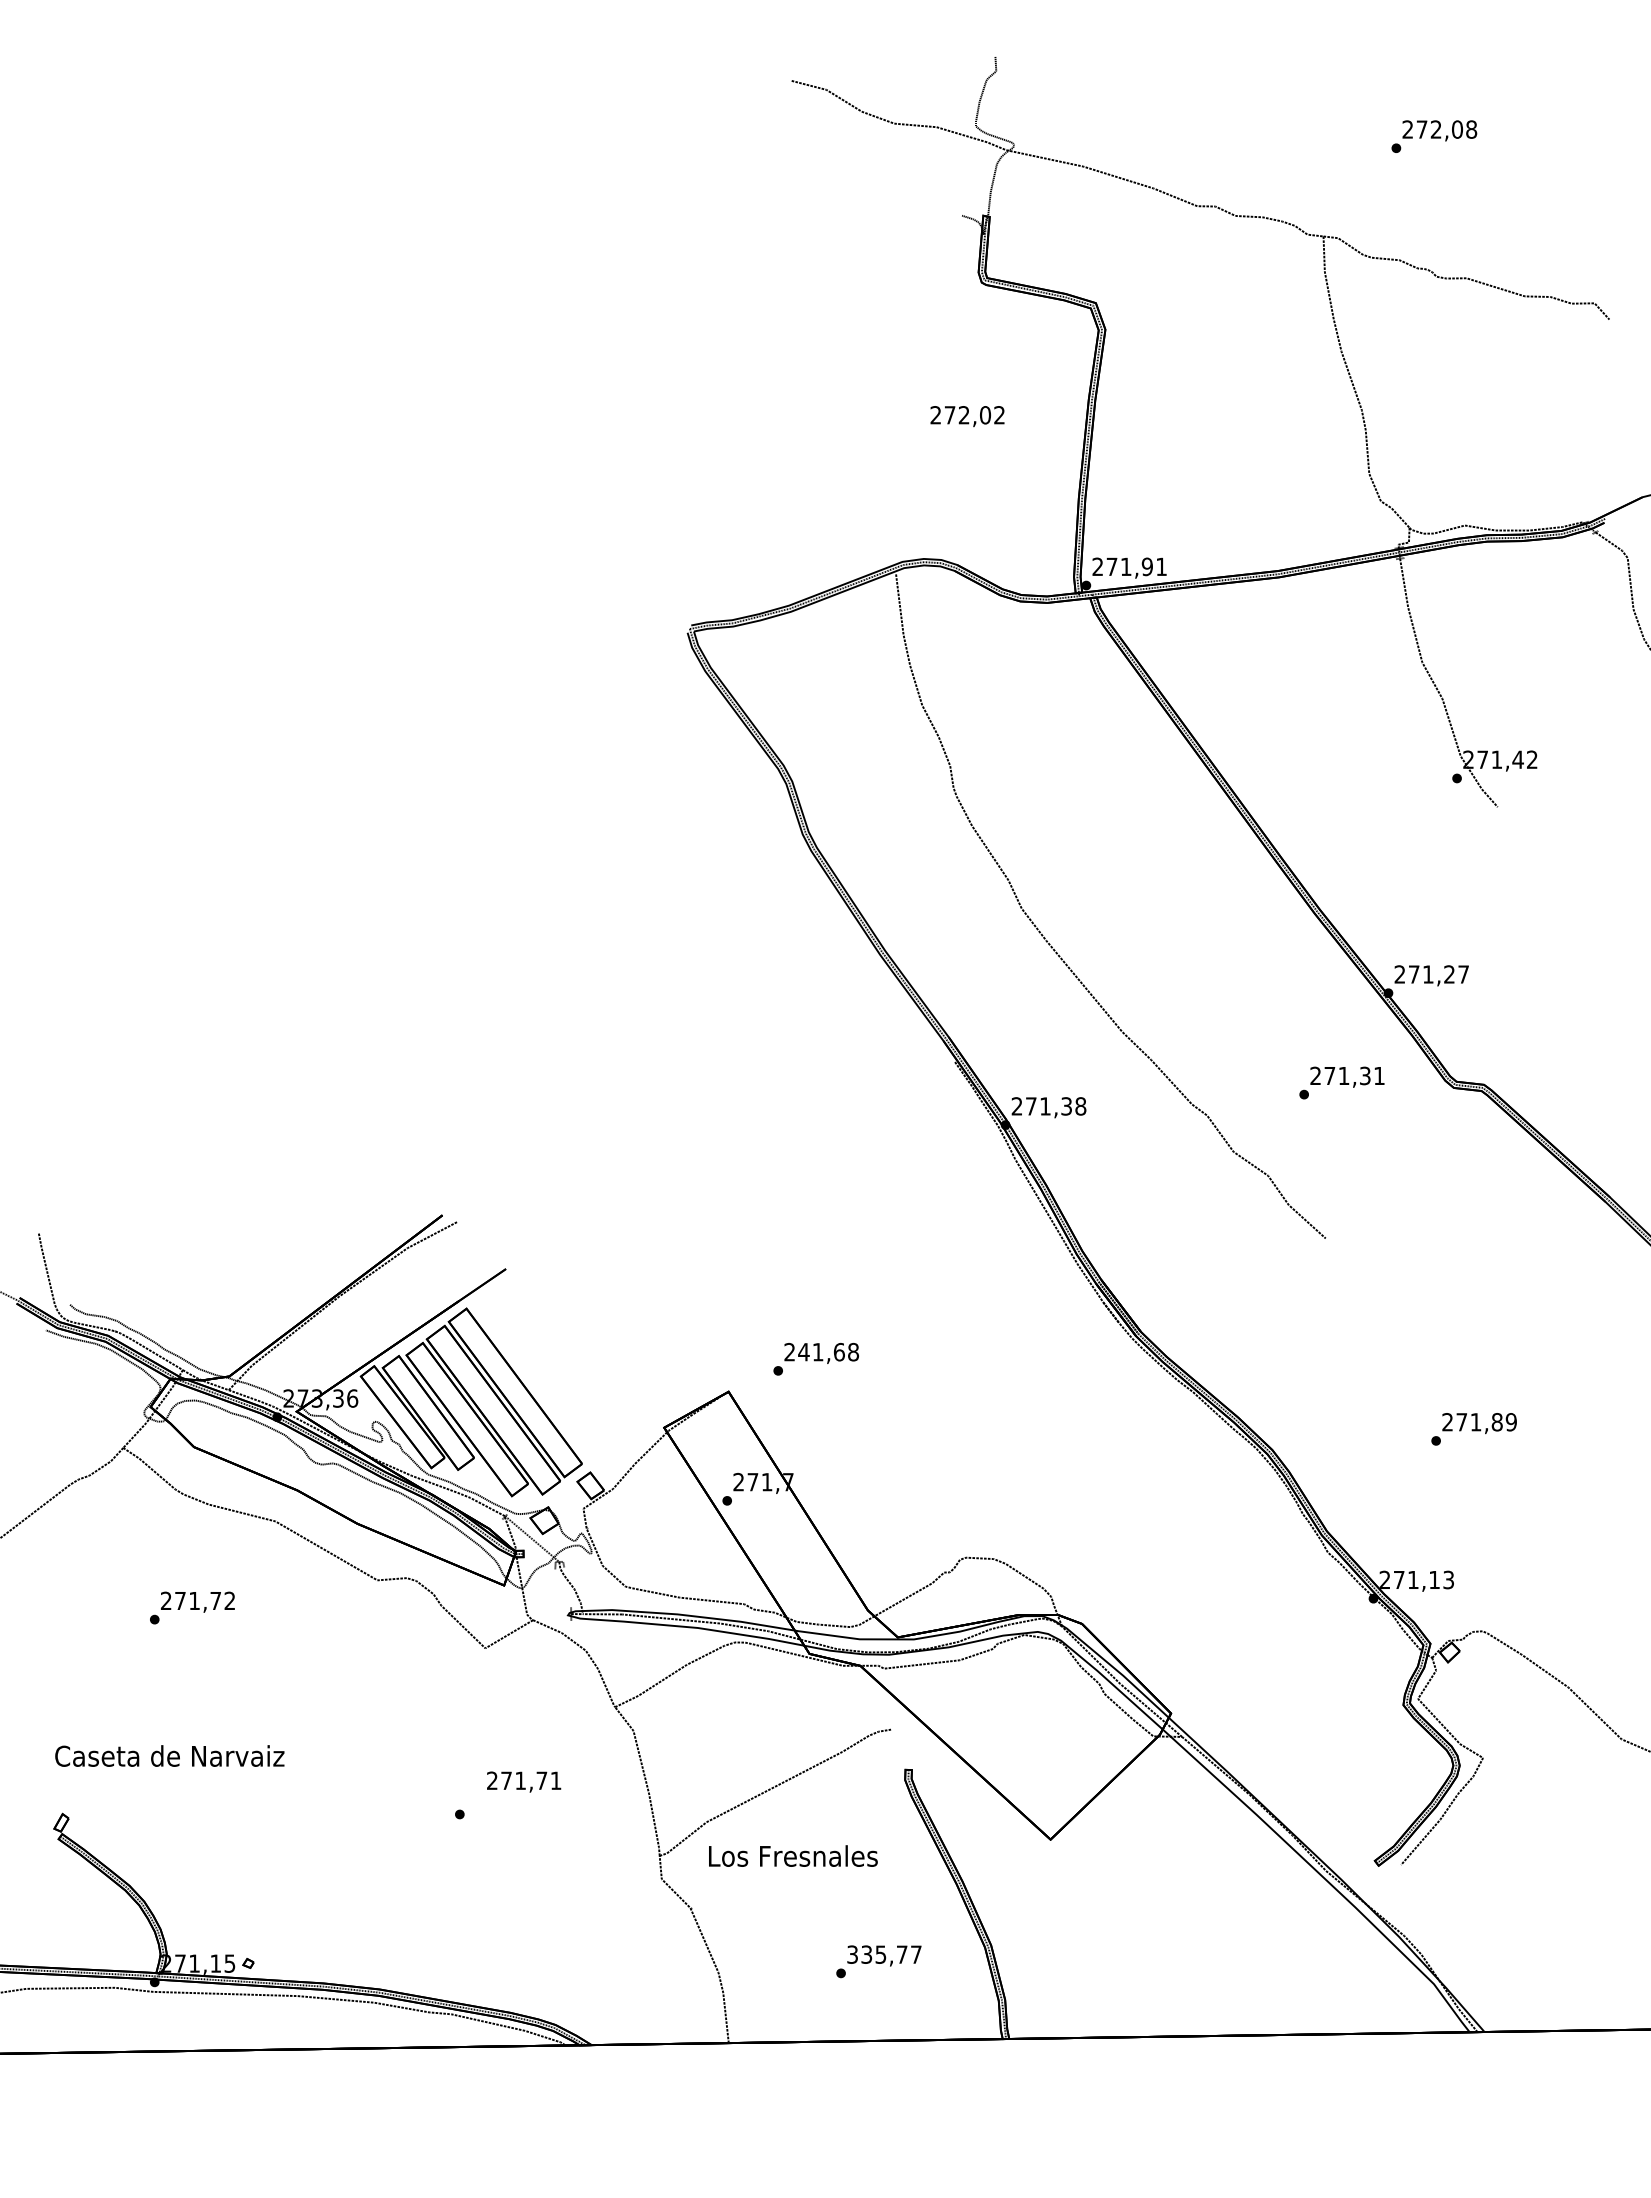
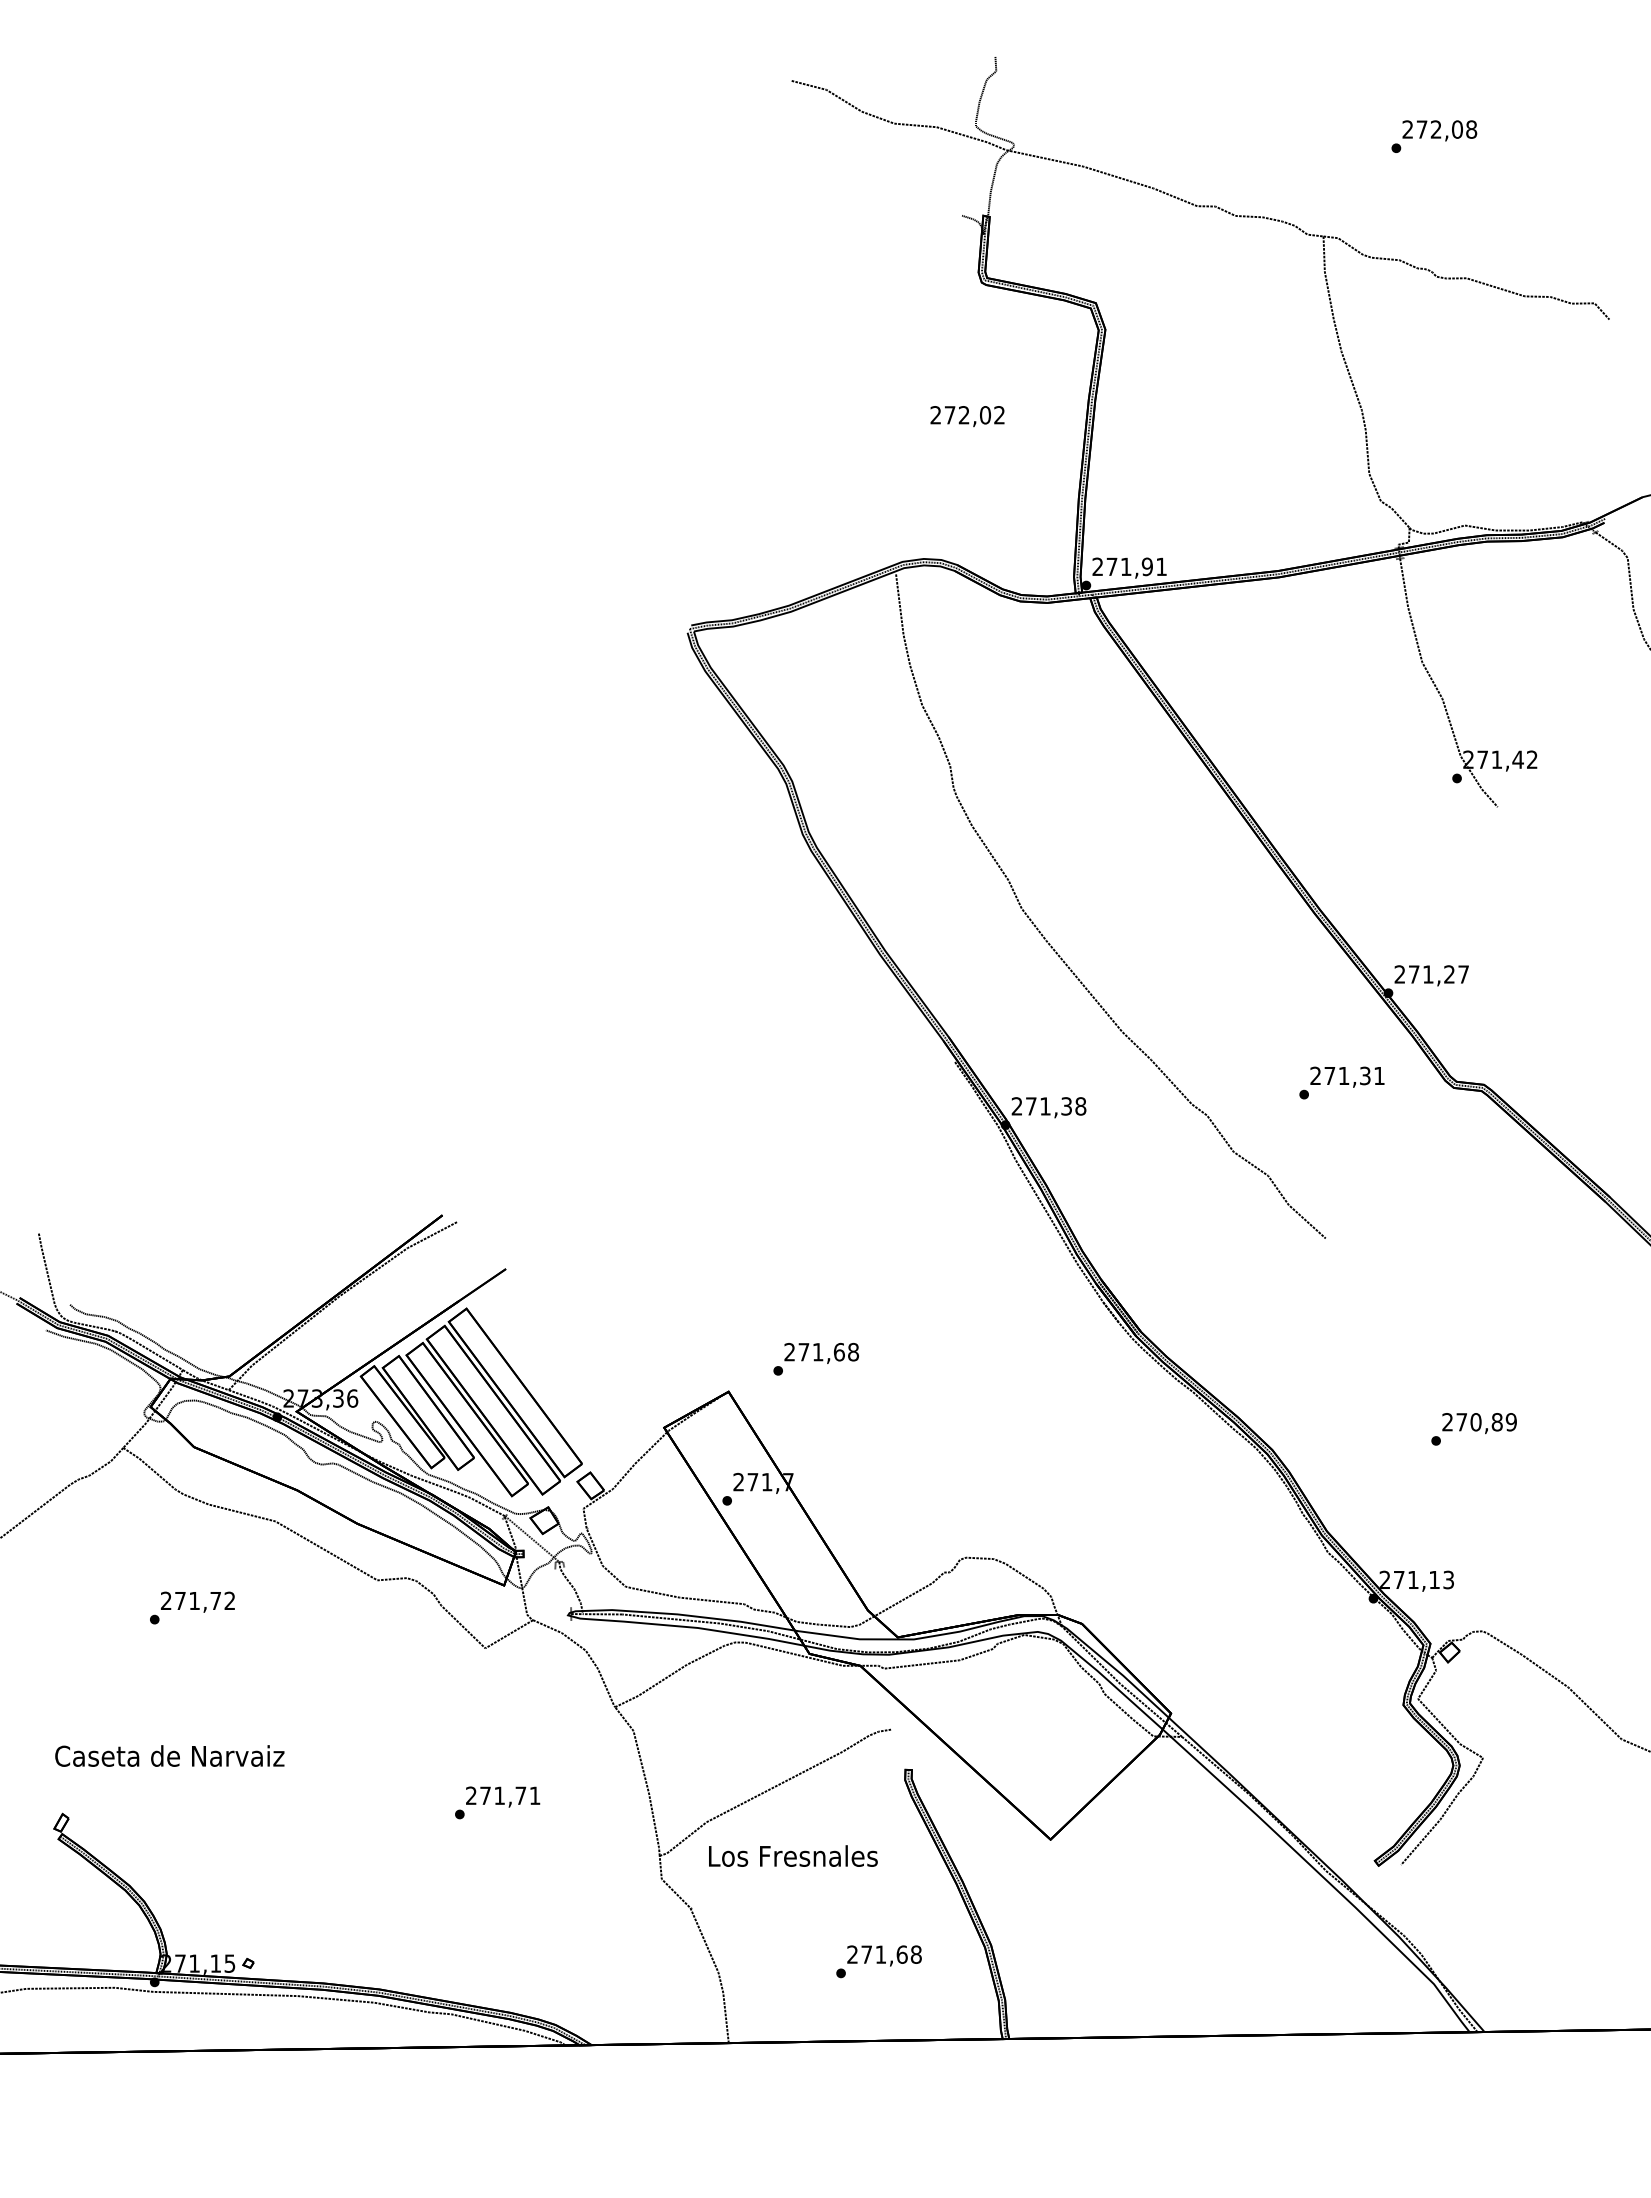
text: 241,68 -> 271,68 (803, 1352)
text: 271,89 -> 270,89 (1475, 1422)
text position: (524, 1781) -> (503, 1796) (503, 1796)
text: 335,77 -> 271,68 (884, 1954)
